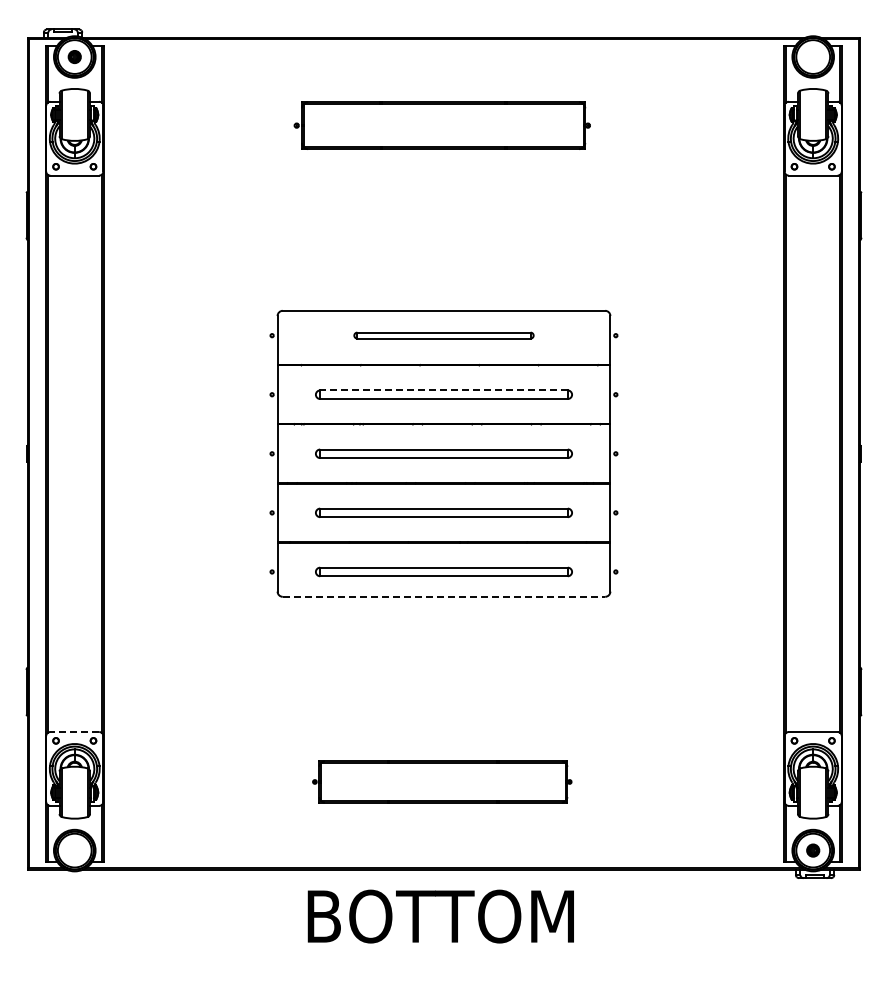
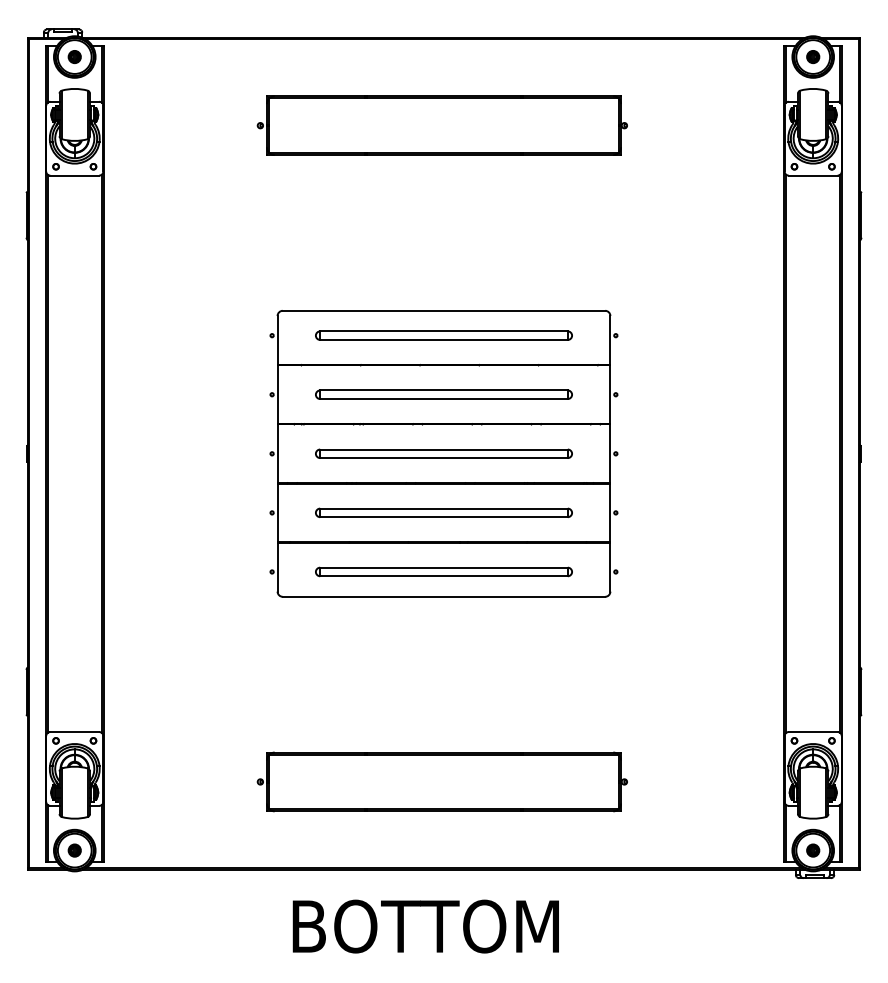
part: none -> present (813, 57)
part size: 298x49 px -> 372x61 px (441, 125)
part size: 182x9 px -> 258x11 px (443, 335)
line: dashed -> solid (443, 390)
line: dashed -> solid (444, 596)
line: dashed -> solid (74, 732)
part size: 261x44 px -> 372x62 px (441, 781)
part: none -> present (74, 850)
text position: (440, 916) -> (425, 926) (425, 926)
